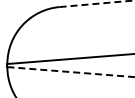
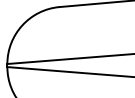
line: dashed -> solid (97, 3)
line: dashed -> solid (71, 72)
